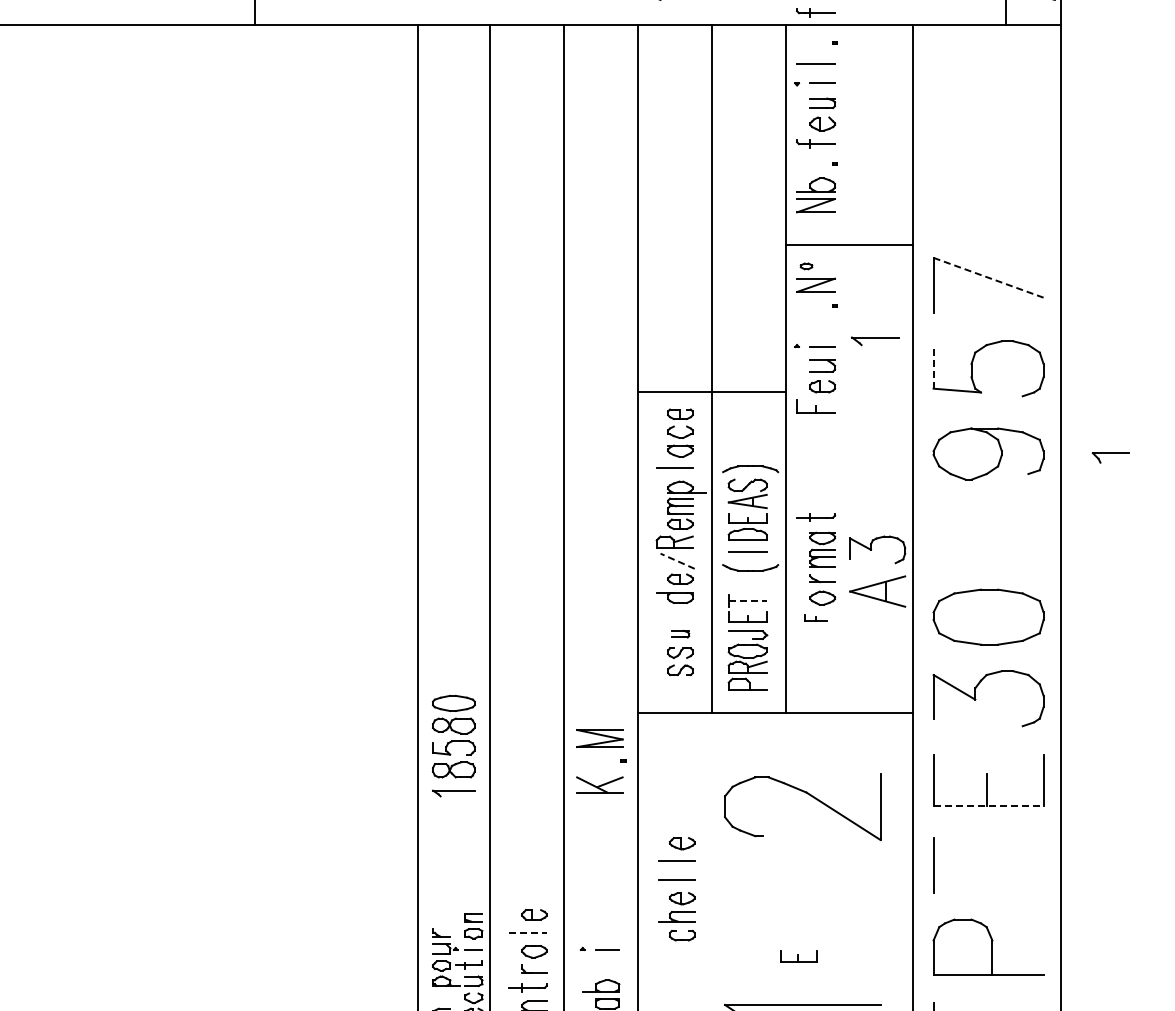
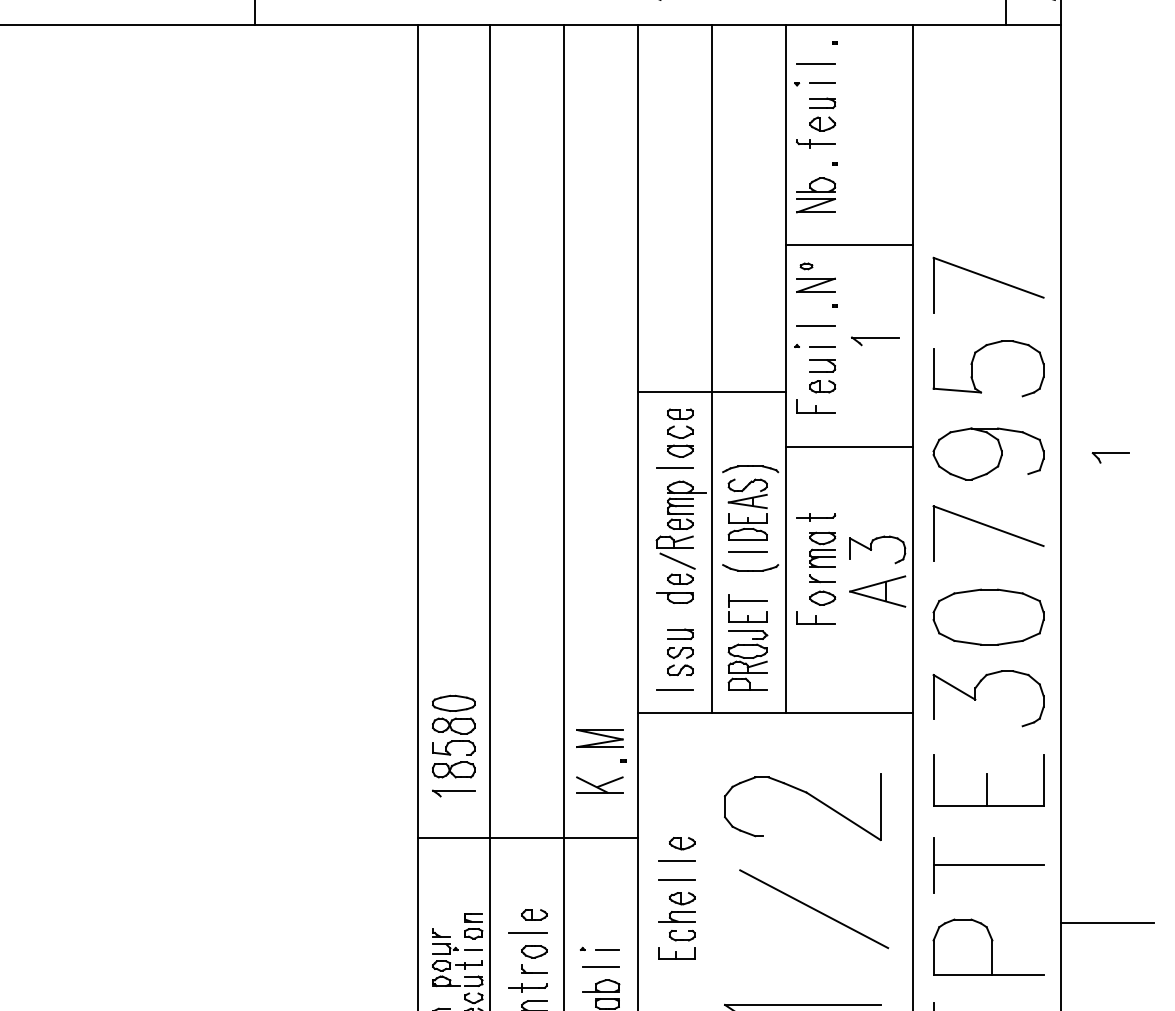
part: present -> none (815, 12)
line: dashed -> solid (989, 277)
line: none -> present (815, 326)
line: dashed -> solid (933, 368)
line: none -> present (848, 447)
part: none -> present (988, 533)
line: dashed -> solid (677, 561)
line: dashed -> solid (747, 601)
part size: 24x8 px -> 40x14 px (815, 617)
part size: 20x10 px -> 27x12 px (680, 633)
line: none -> present (674, 689)
line: dashed -> solid (988, 805)
line: none -> present (527, 838)
line: none -> present (988, 864)
line: none -> present (814, 909)
line: none -> present (1106, 923)
line: dashed -> solid (527, 932)
part position: (798, 956) -> (676, 953) (676, 953)
line: none -> present (600, 967)
